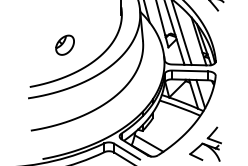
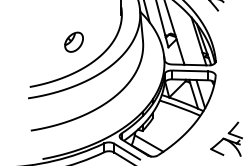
line: present -> none (181, 33)
part position: (64, 44) -> (73, 41) (73, 41)
part position: (205, 143) -> (226, 138) (226, 138)
